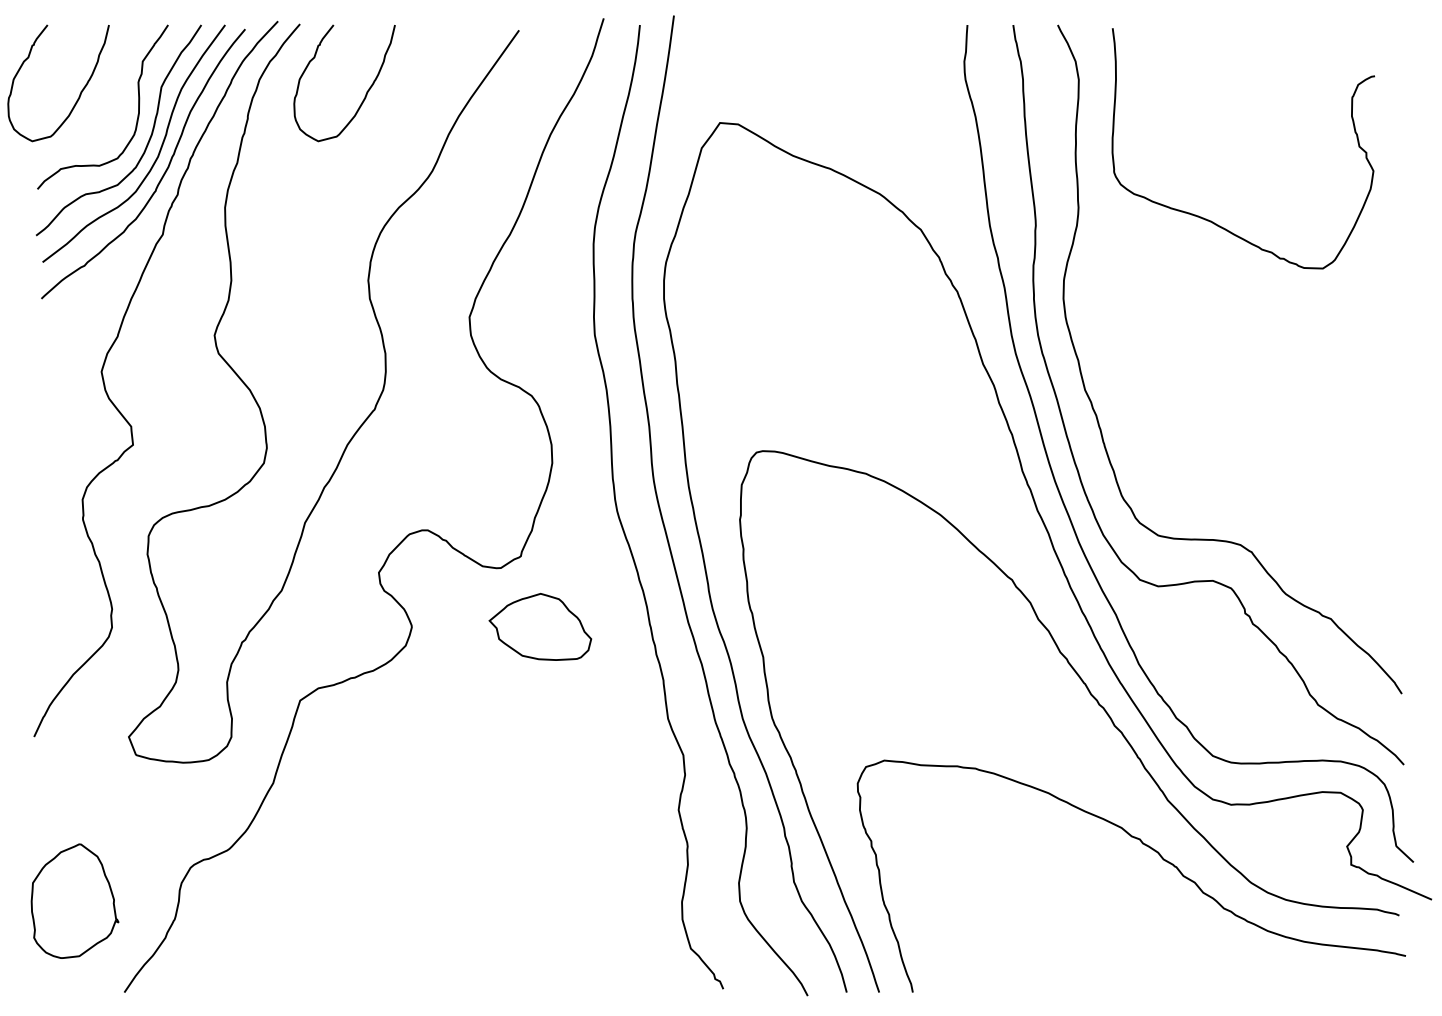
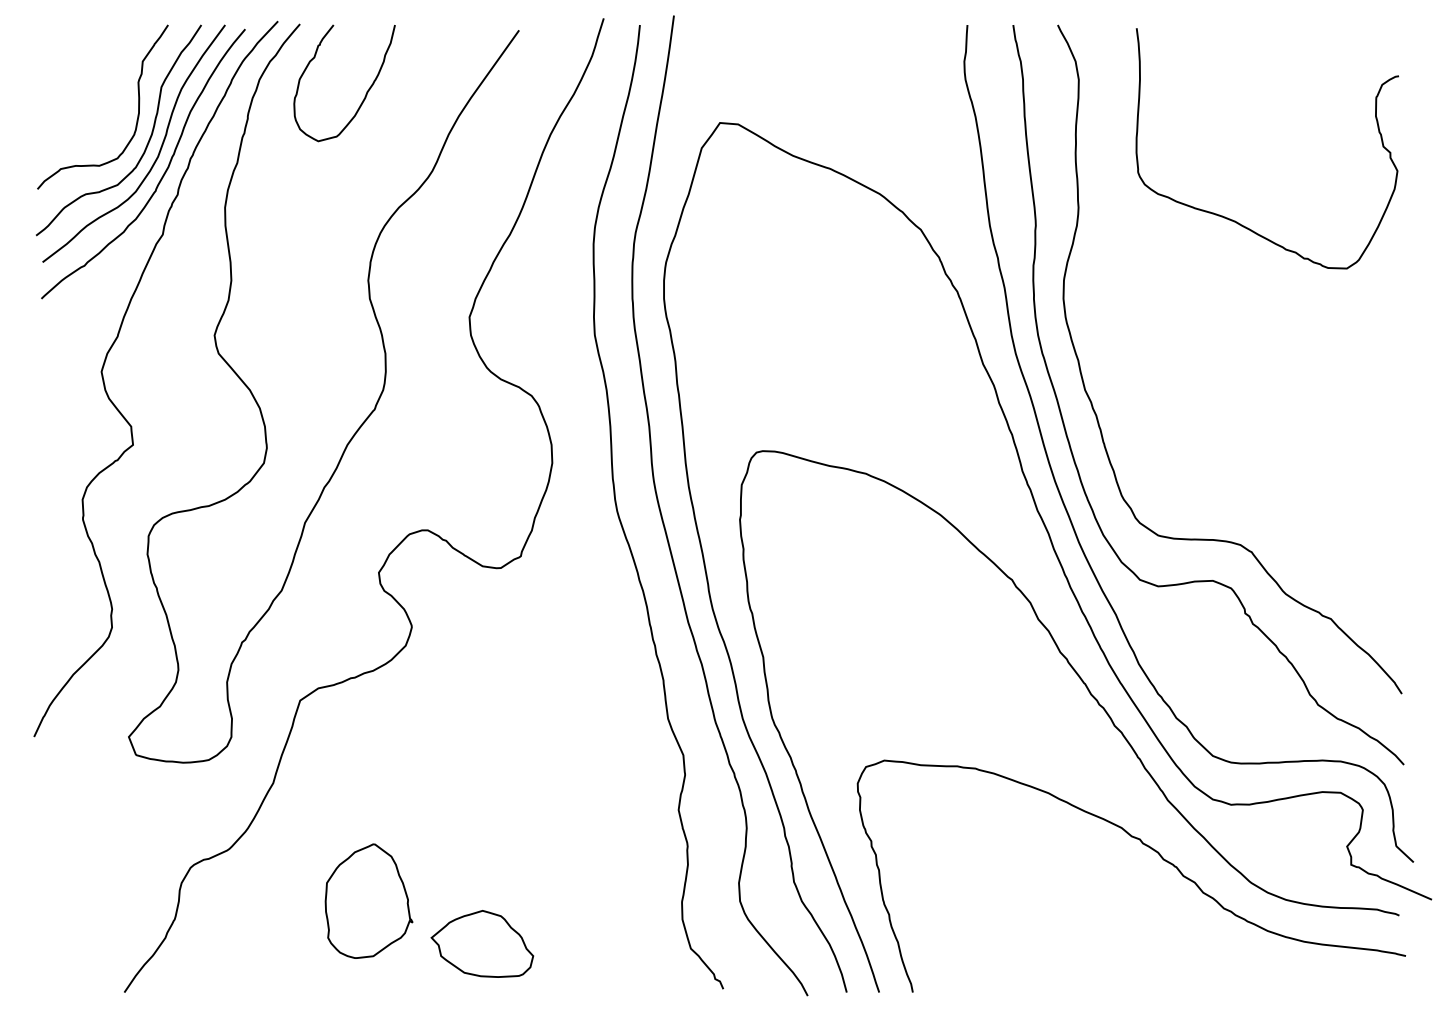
curve: present -> none (80, 91)
curve position: (1211, 220) -> (1235, 220) (1235, 220)
part position: (540, 626) -> (482, 943) (482, 943)
part position: (74, 900) -> (368, 900) (368, 900)
